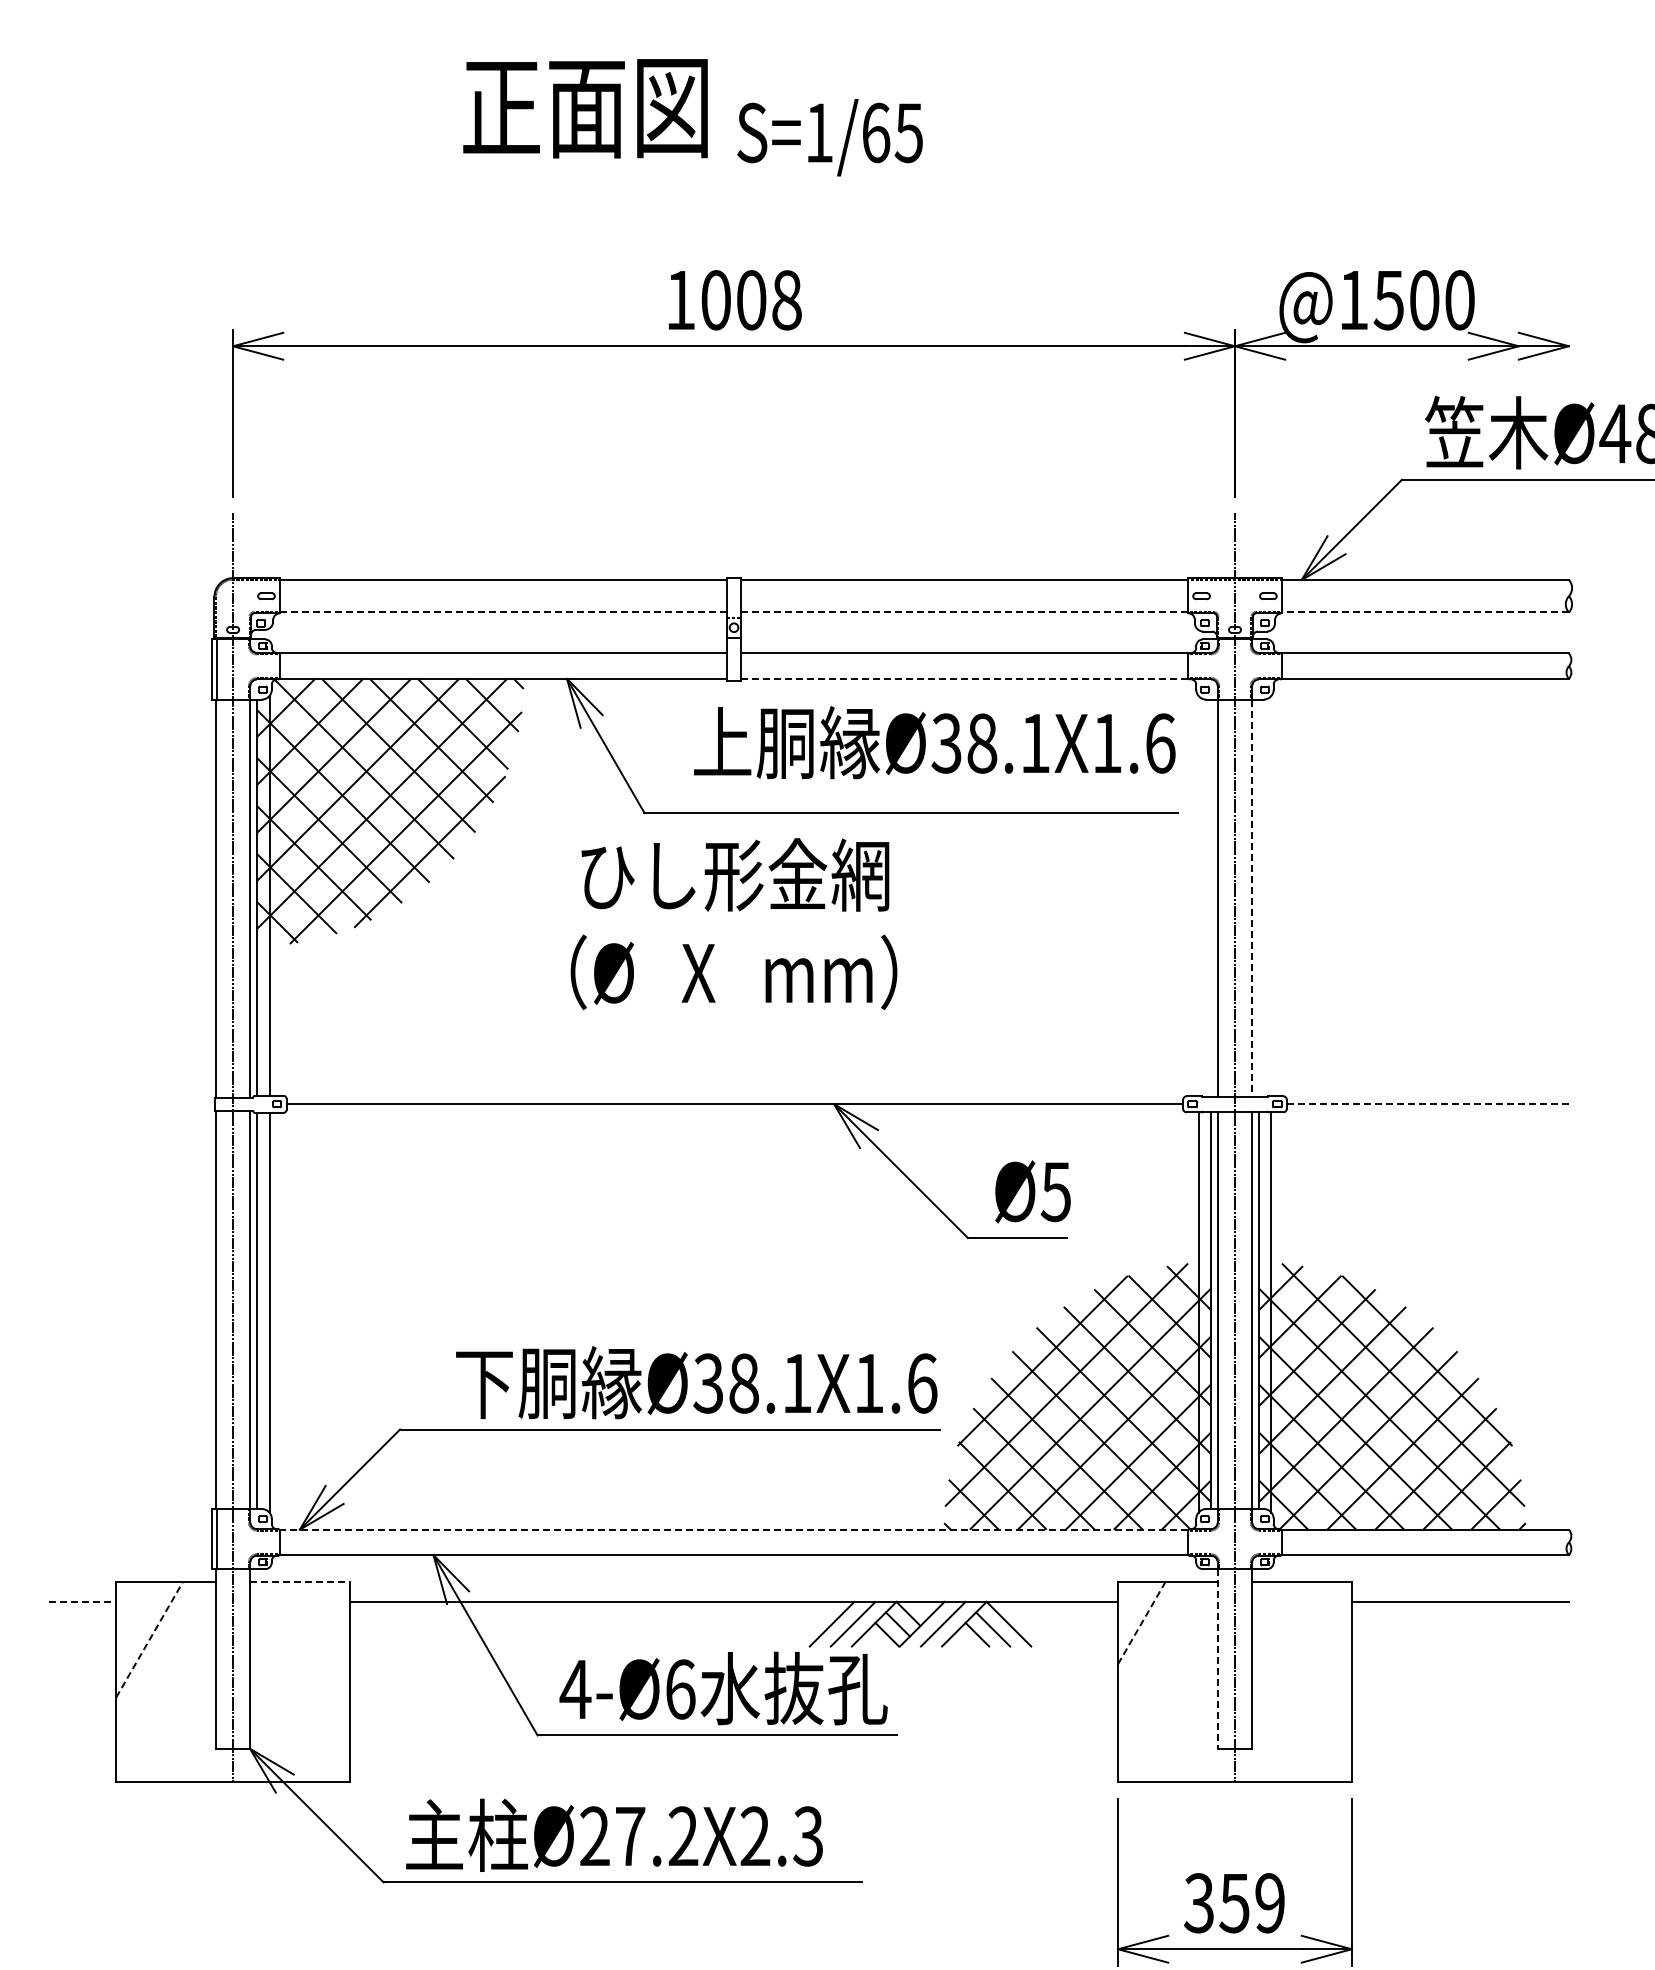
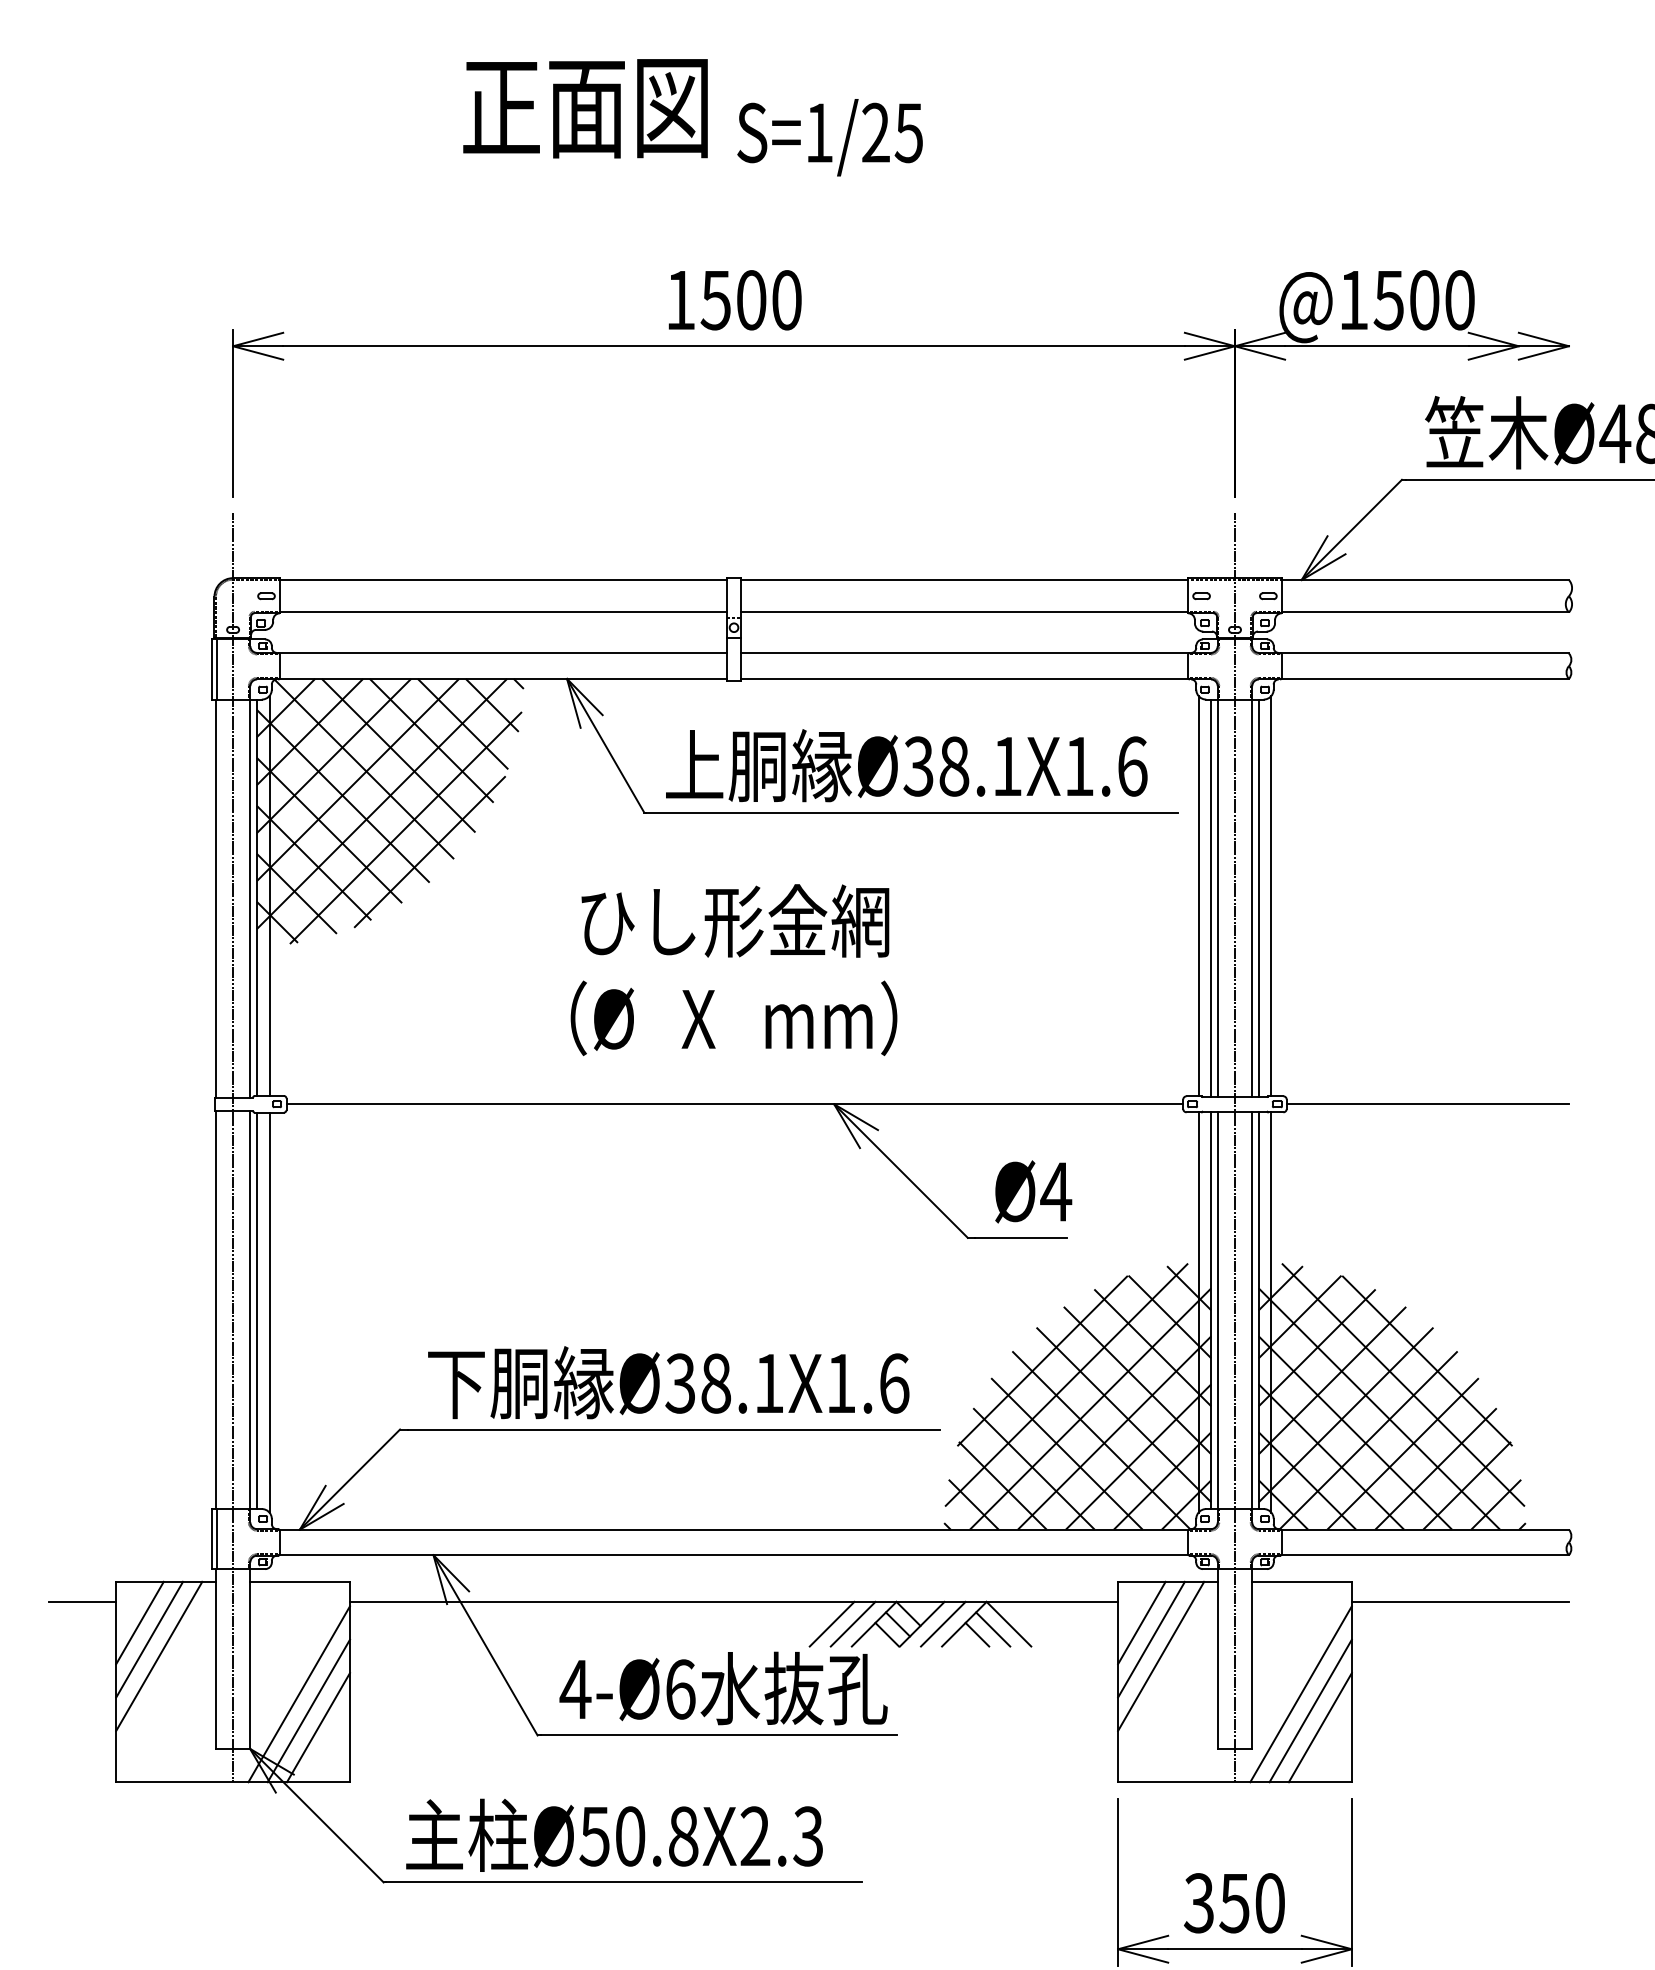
text: S=1/65 -> S=1/25 (876, 132)
text: 1008 -> 1500 (750, 300)
line: dashed -> solid (502, 612)
line: dashed -> solid (964, 612)
line: dashed -> solid (1425, 612)
line: dashed -> solid (965, 678)
text position: (934, 742) -> (906, 765) (906, 765)
line: none -> present (1198, 896)
line: none -> present (1271, 896)
line: none -> present (1211, 897)
line: none -> present (1258, 897)
line: dashed -> solid (1251, 898)
text position: (733, 923) -> (733, 969) (733, 969)
line: dashed -> solid (1428, 1104)
text: Ø5 -> Ø4 (1056, 1192)
text position: (696, 1382) -> (668, 1382) (668, 1382)
line: dashed -> solid (734, 1529)
line: dashed -> solid (300, 1581)
line: dashed -> solid (83, 1601)
line: none -> present (139, 1622)
line: dashed -> solid (1141, 1623)
line: dashed -> solid (149, 1639)
line: none -> present (1151, 1639)
line: none -> present (159, 1655)
line: none -> present (1161, 1655)
line: dashed -> solid (1218, 1658)
line: none -> present (299, 1694)
line: none -> present (1300, 1694)
line: none -> present (308, 1710)
line: none -> present (1310, 1710)
line: none -> present (318, 1727)
line: none -> present (1319, 1727)
text: Ø27.2X2.3 -> Ø50.8X2.3 (638, 1836)
text: 359 -> 350 (1269, 1903)
